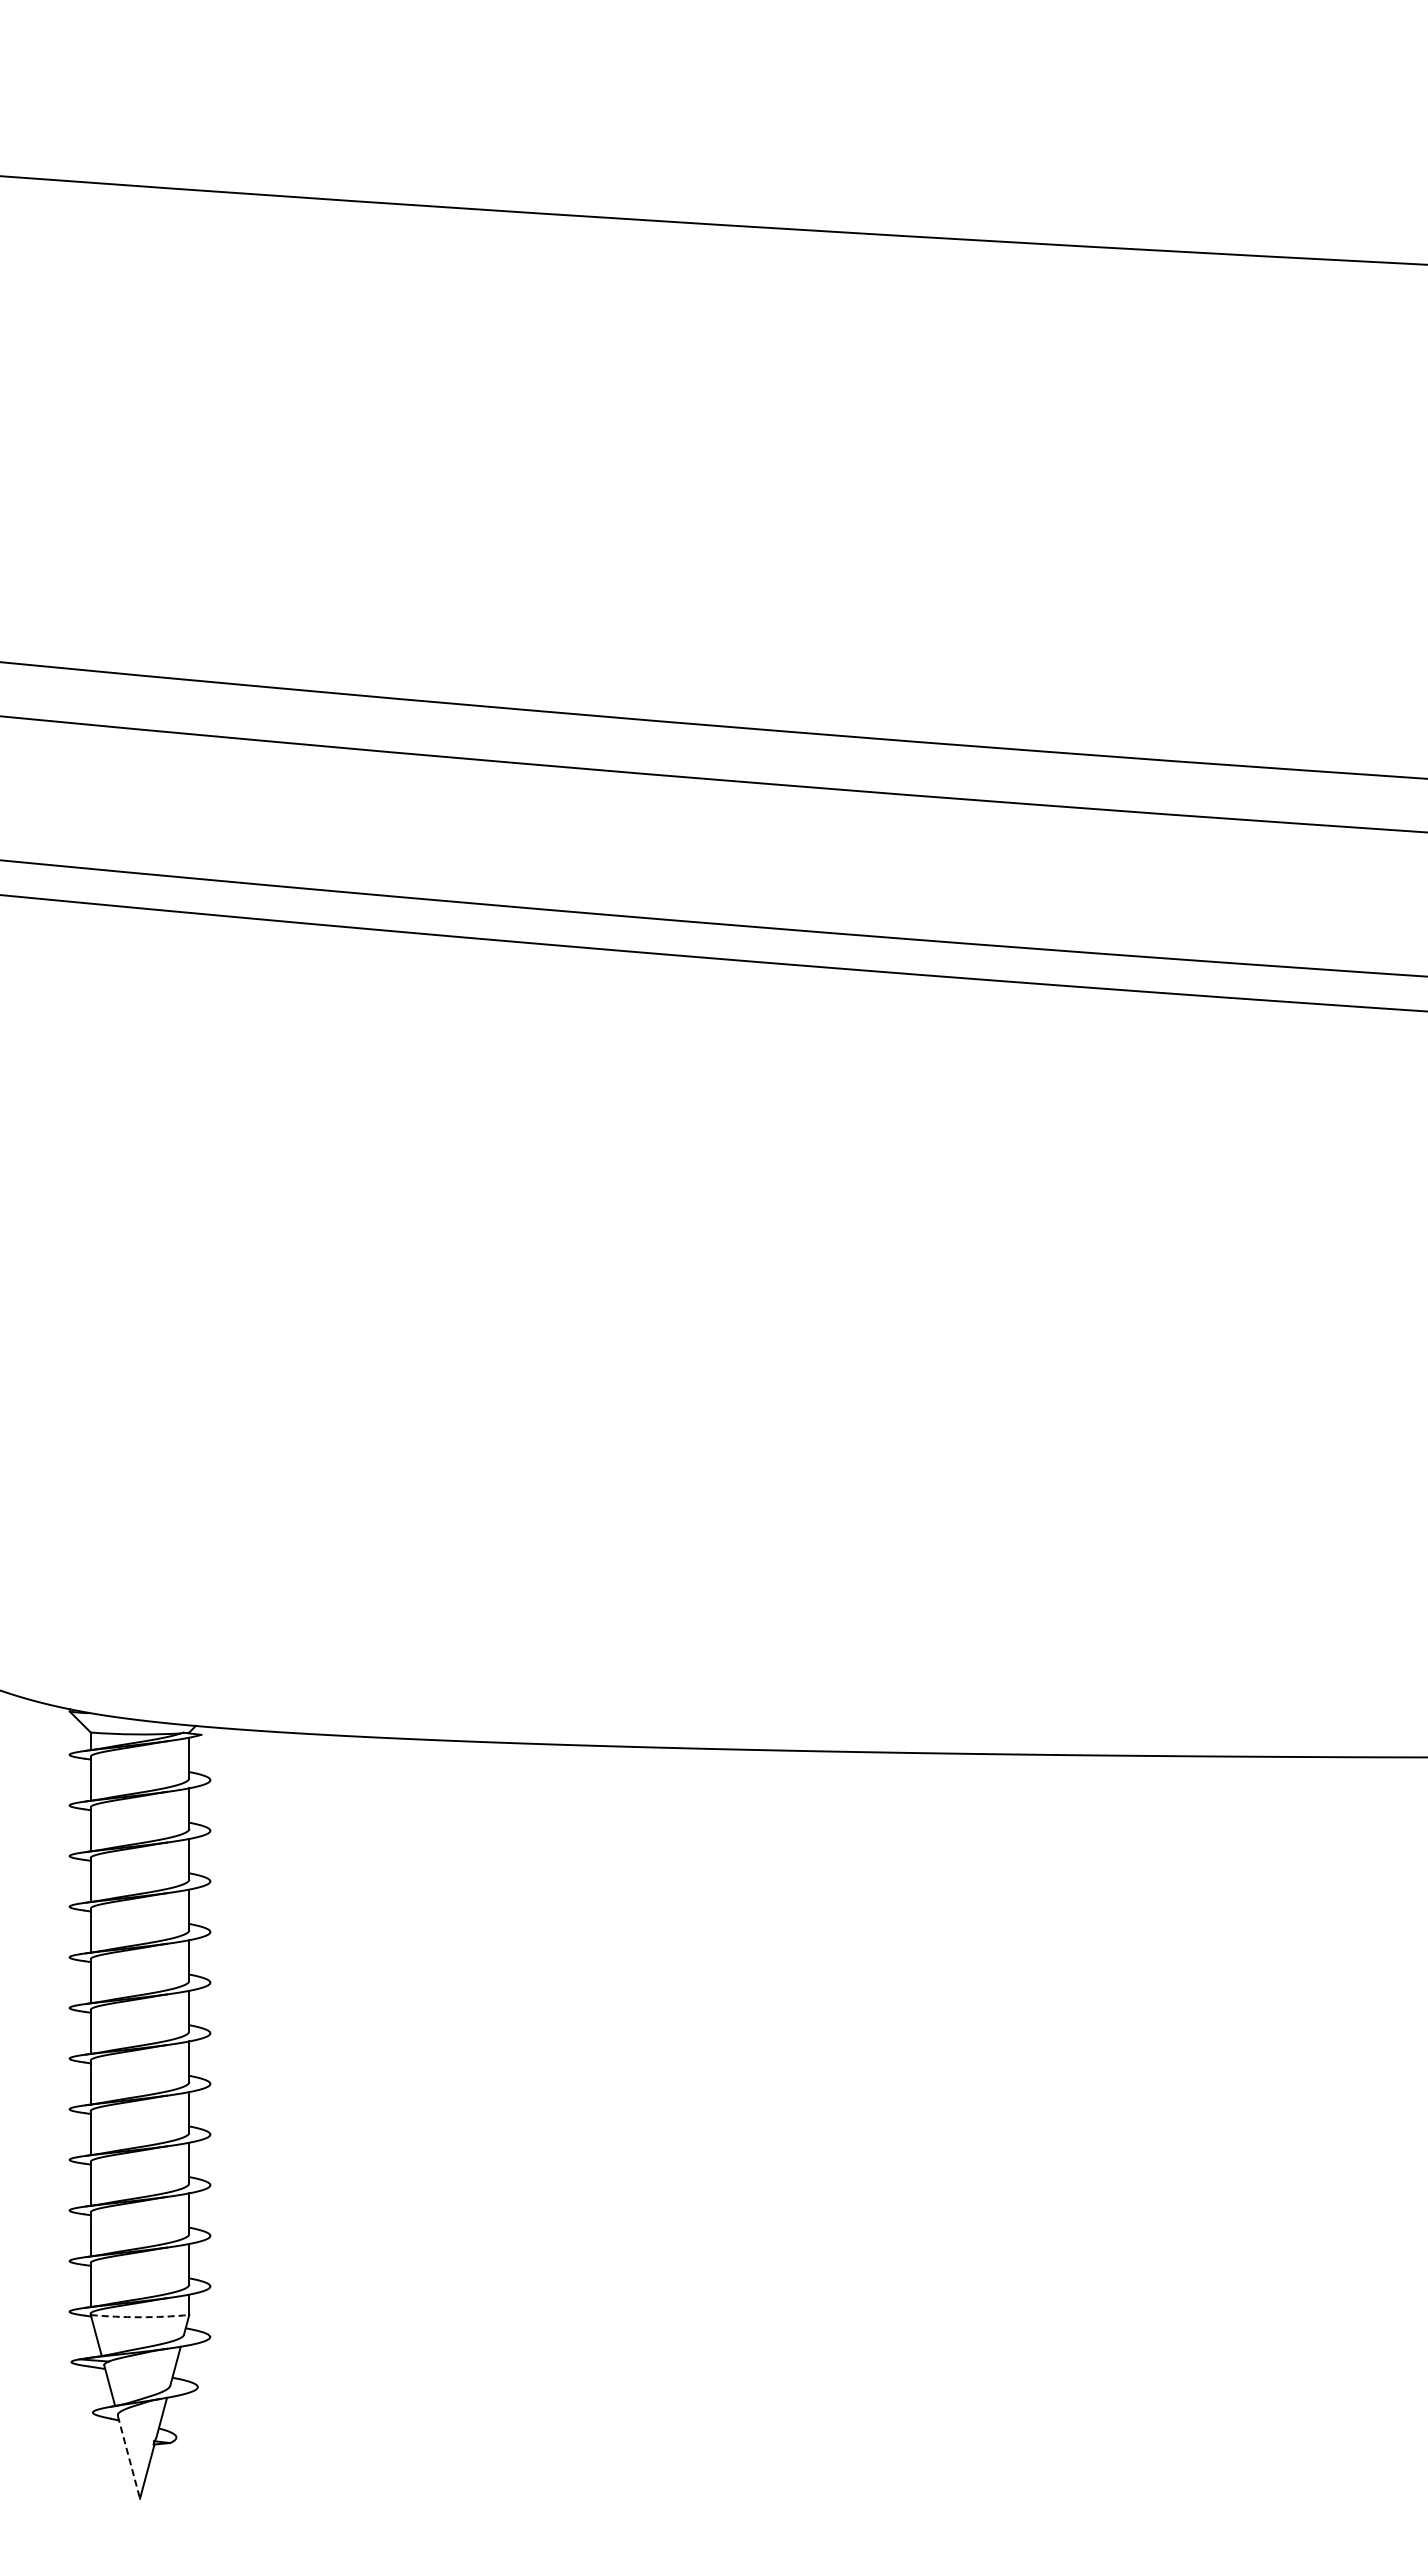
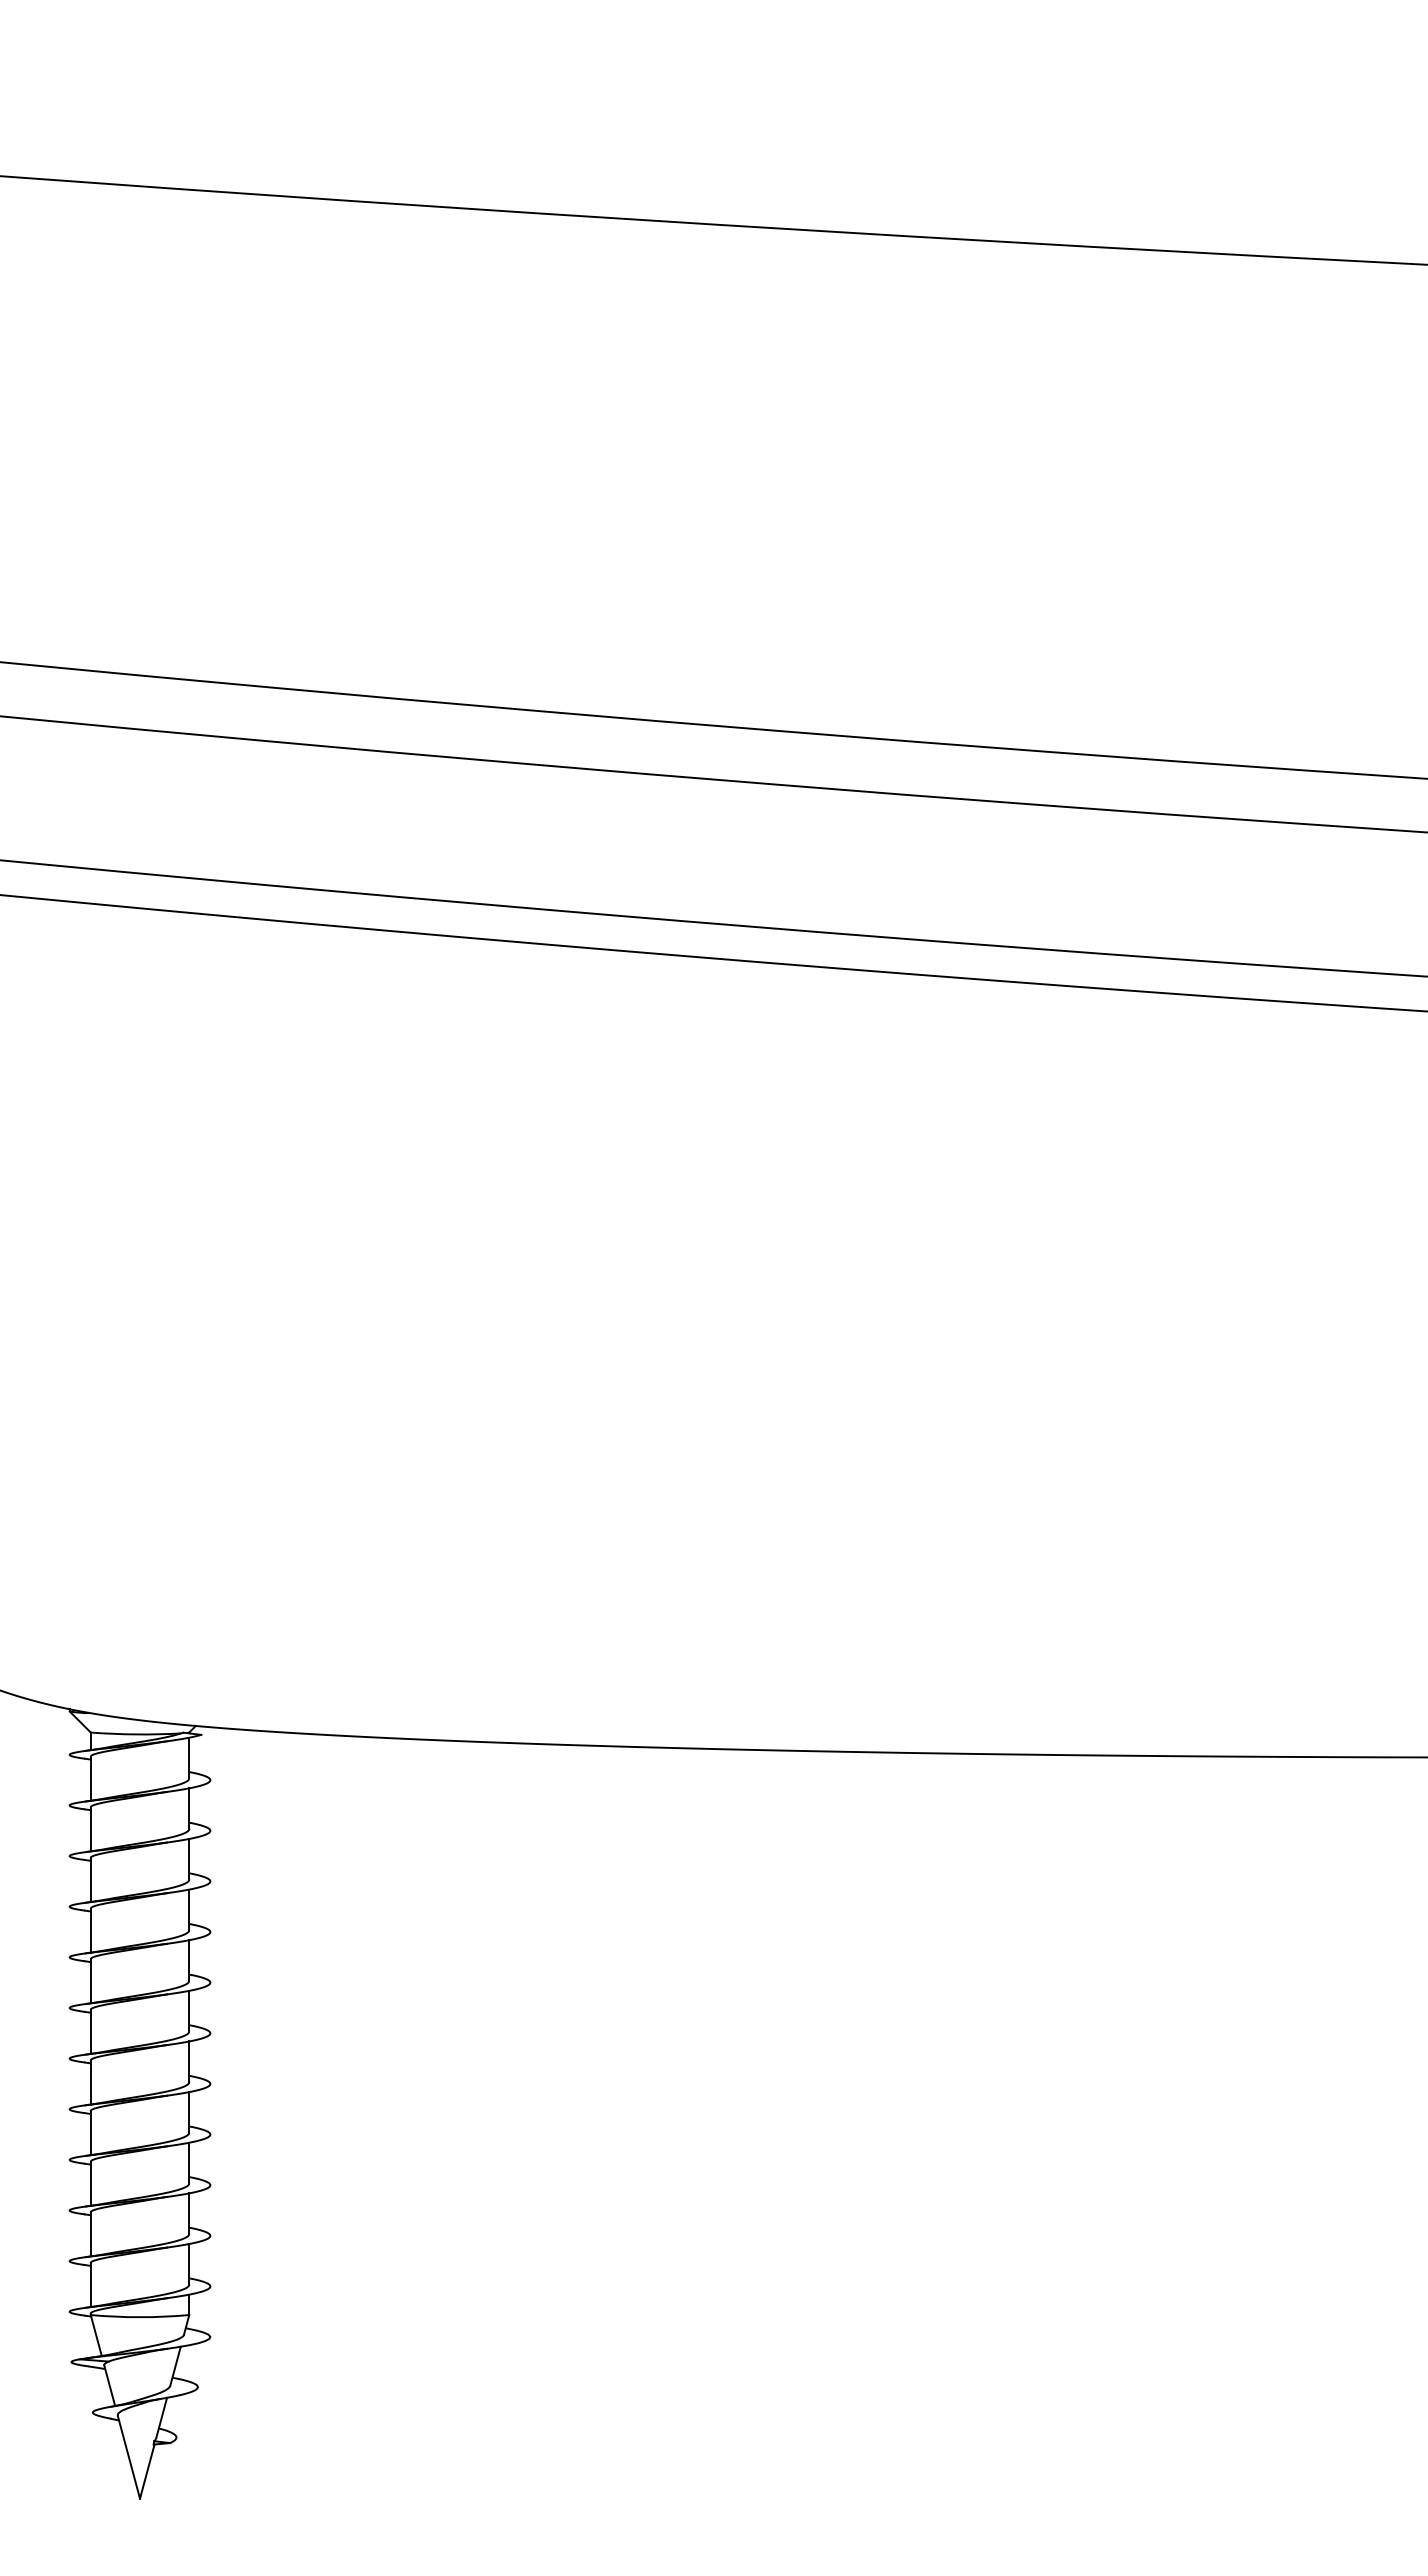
arc: dashed -> solid (140, 2317)
line: dashed -> solid (128, 2457)
